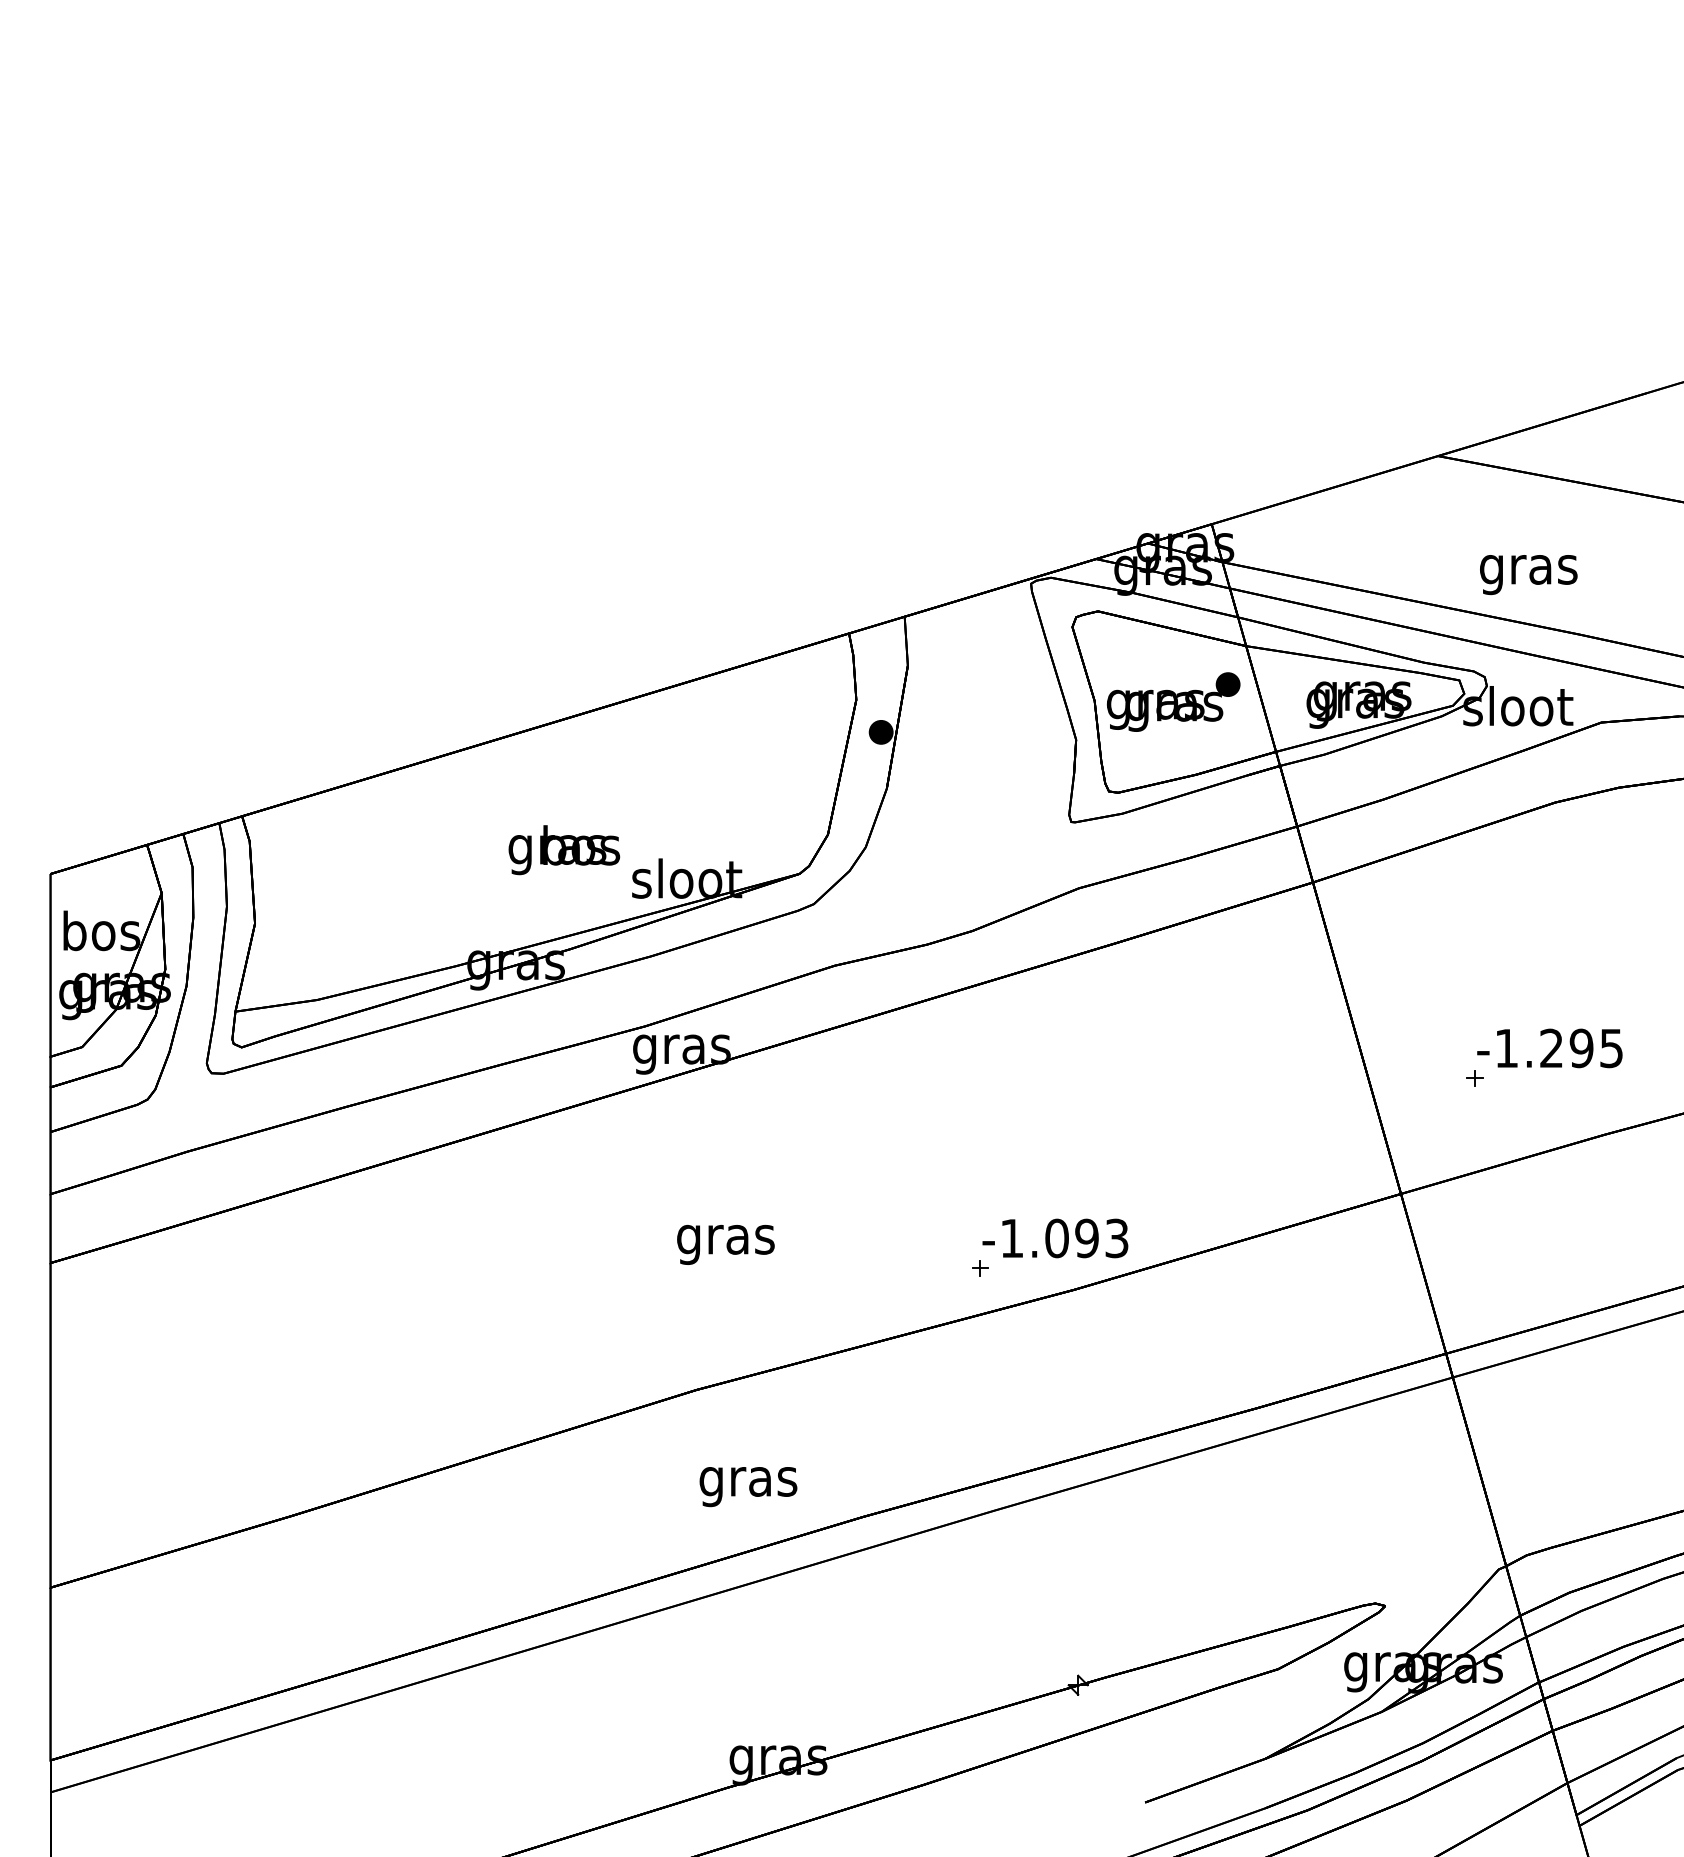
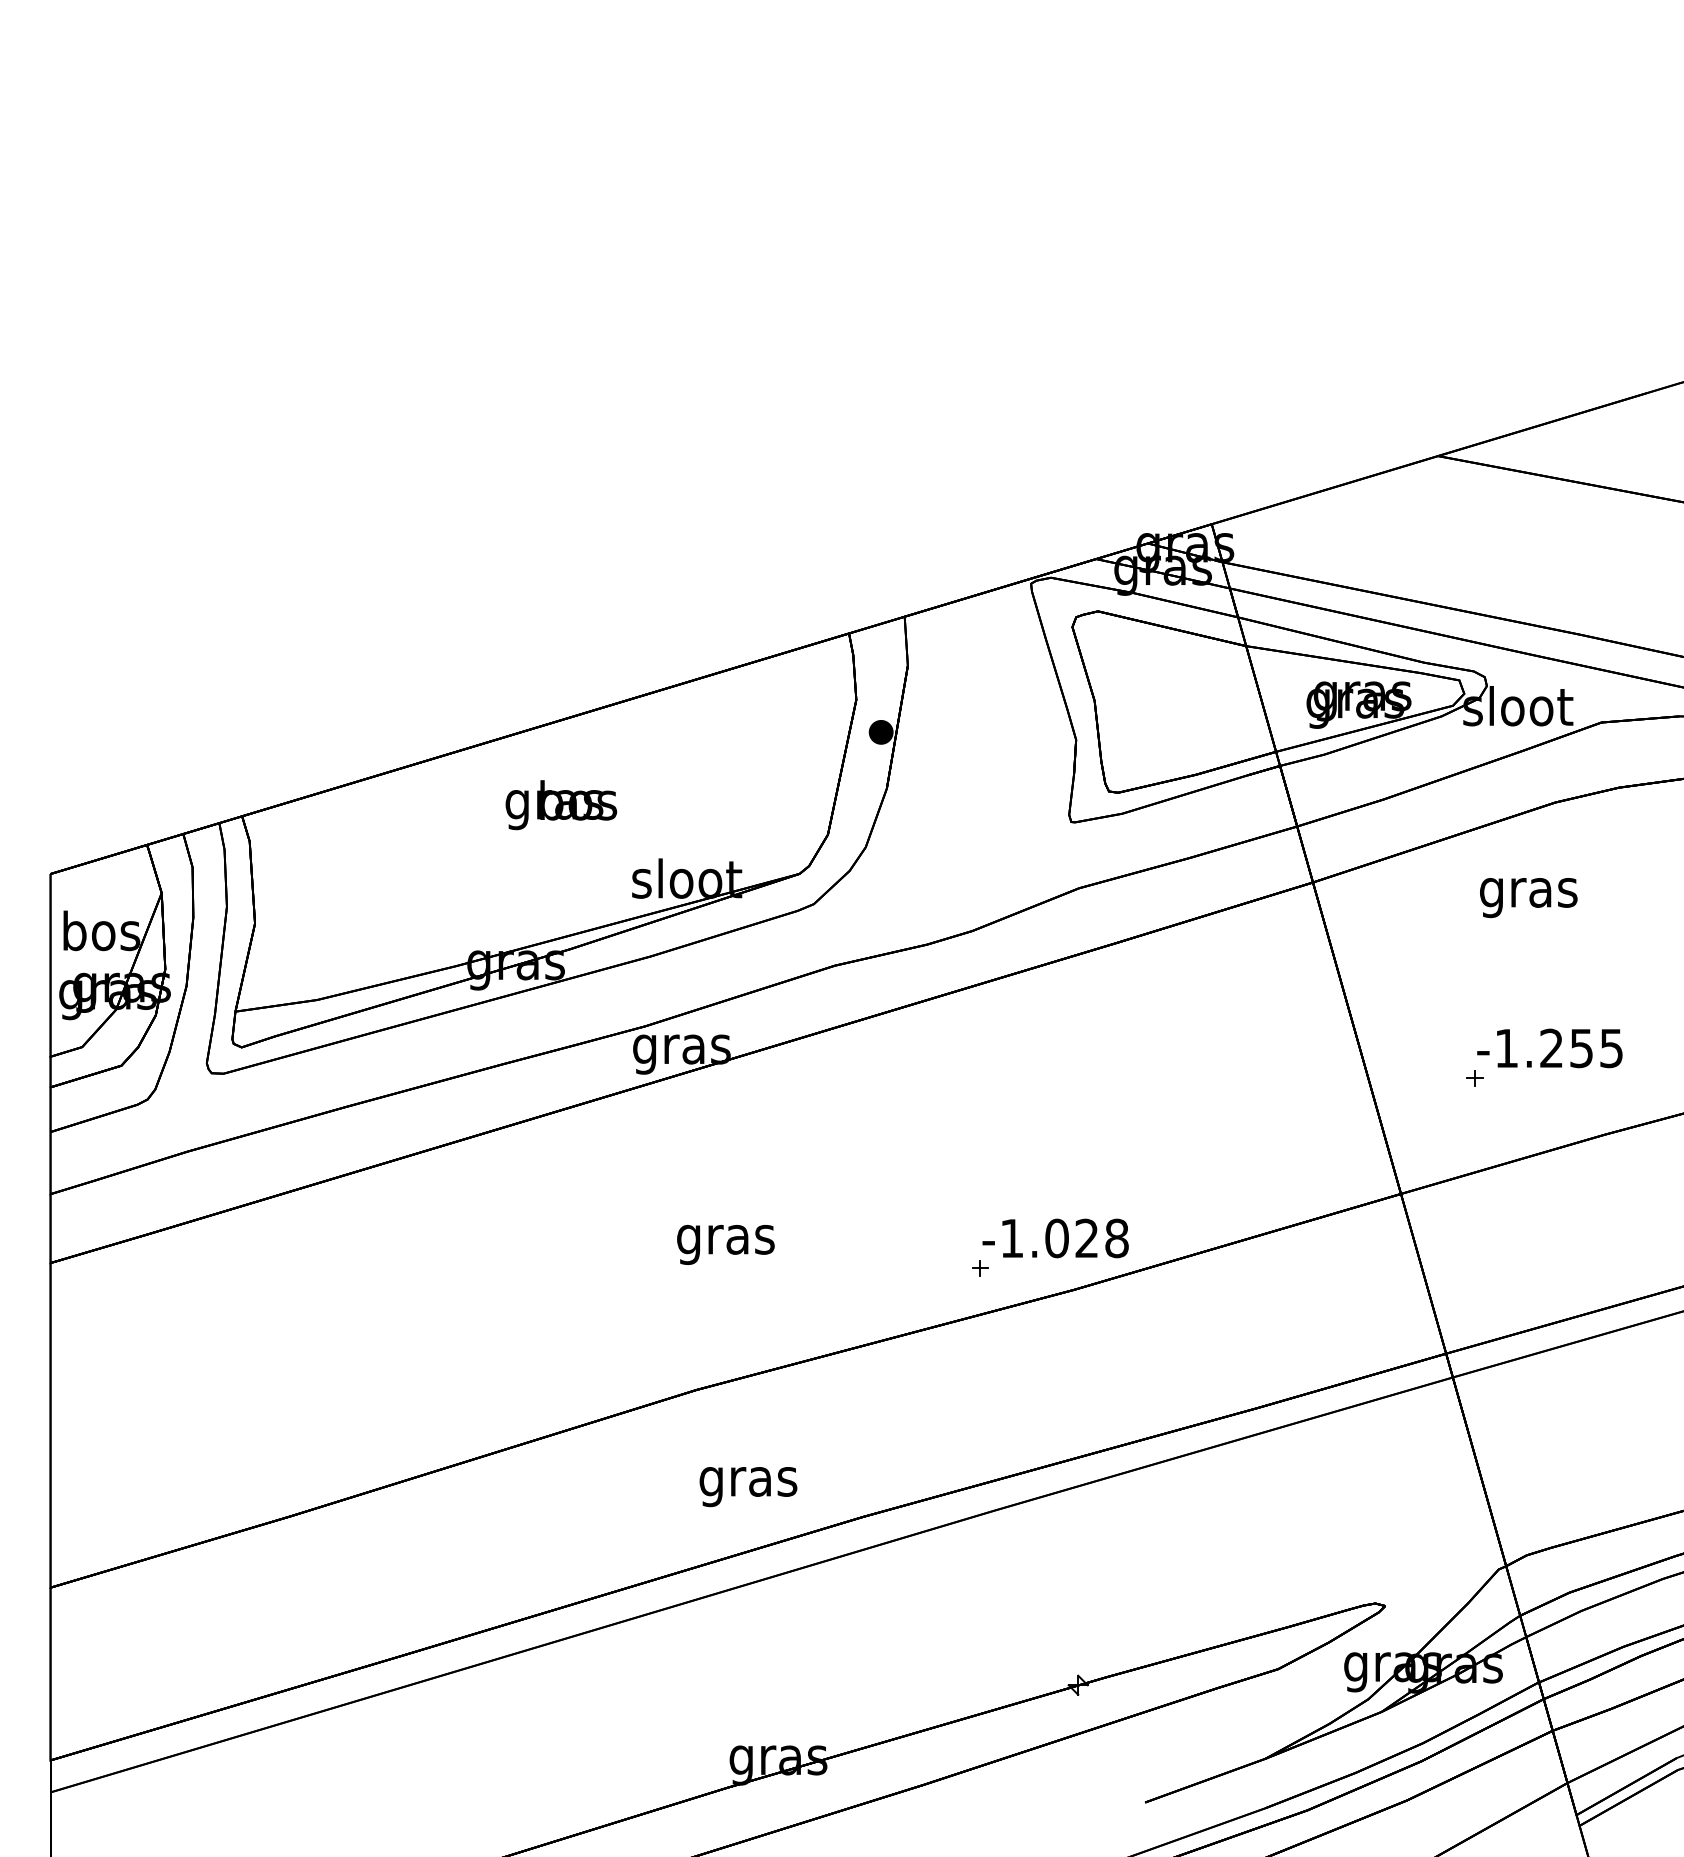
text position: (1528, 575) -> (1528, 898) (1528, 898)
part: present -> none (1173, 701)
text position: (564, 850) -> (561, 805) (561, 805)
text: -1.295 -> -1.255 (1581, 1047)
text: -1.093 -> -1.028 (1101, 1238)
